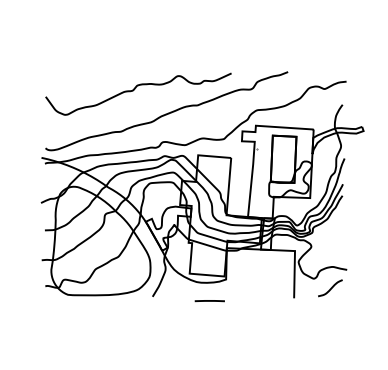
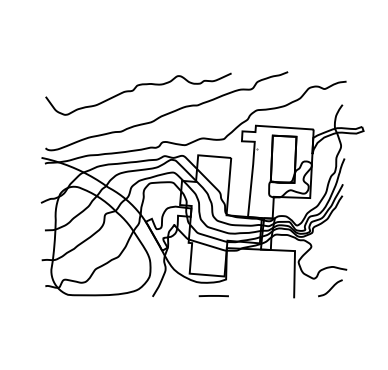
line position: (209, 301) -> (213, 296) (213, 296)
